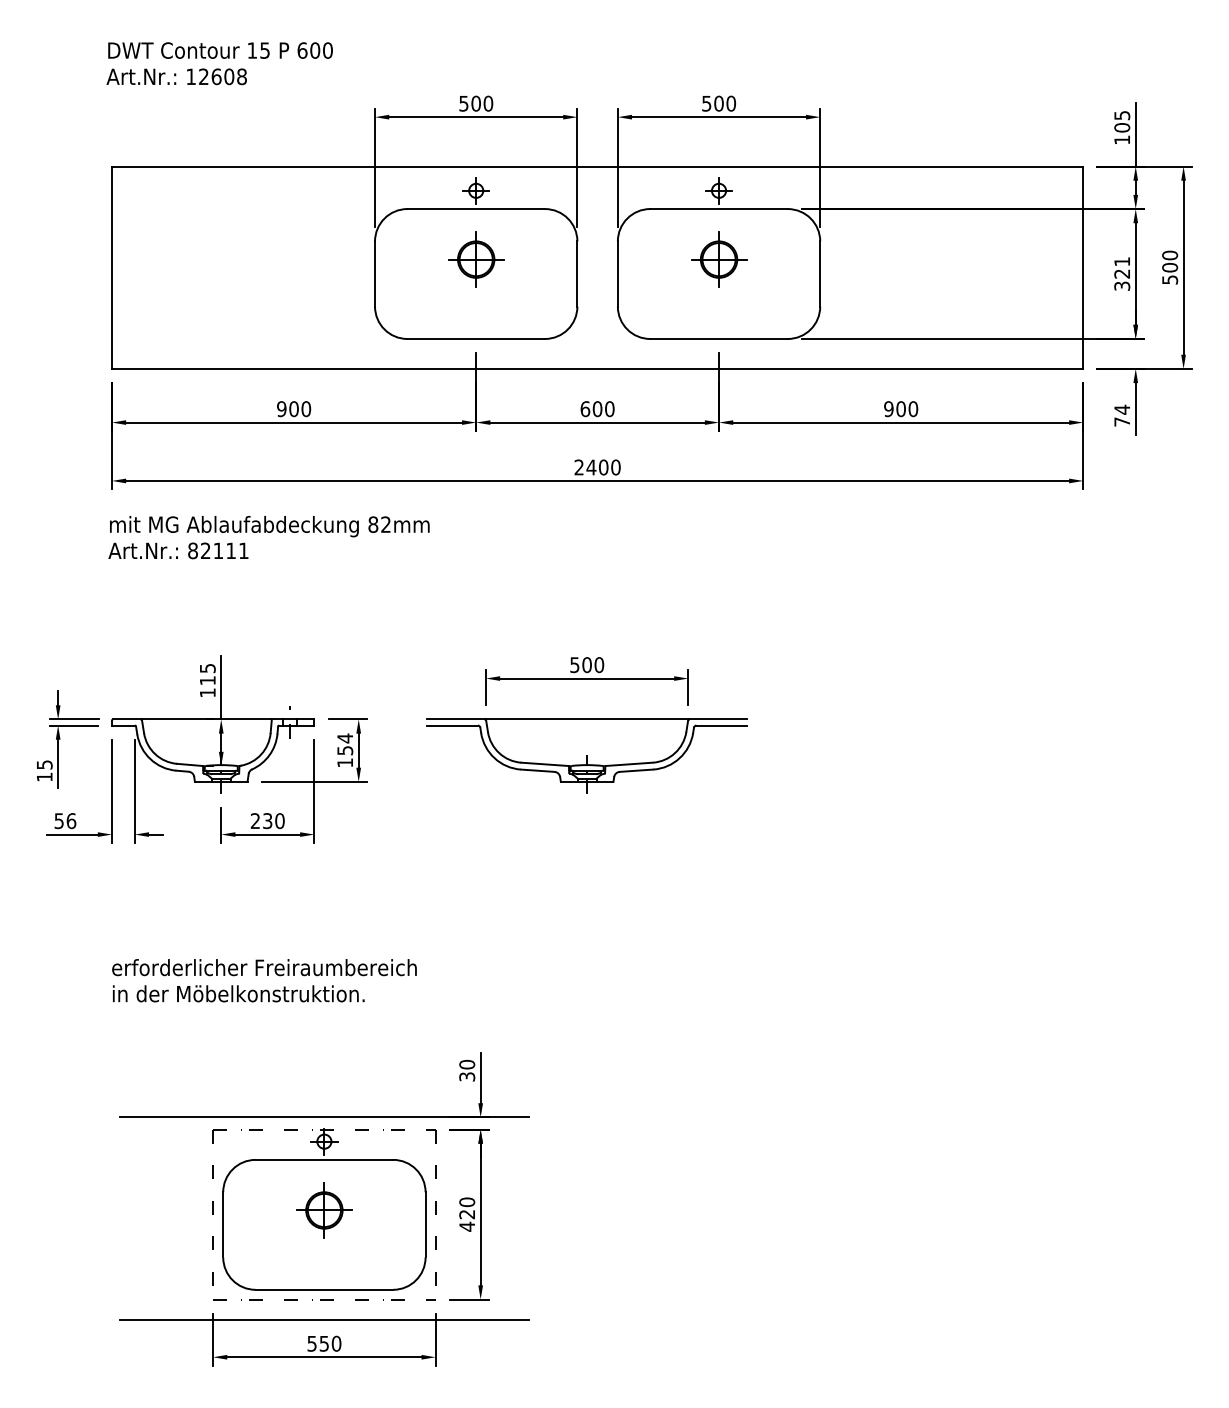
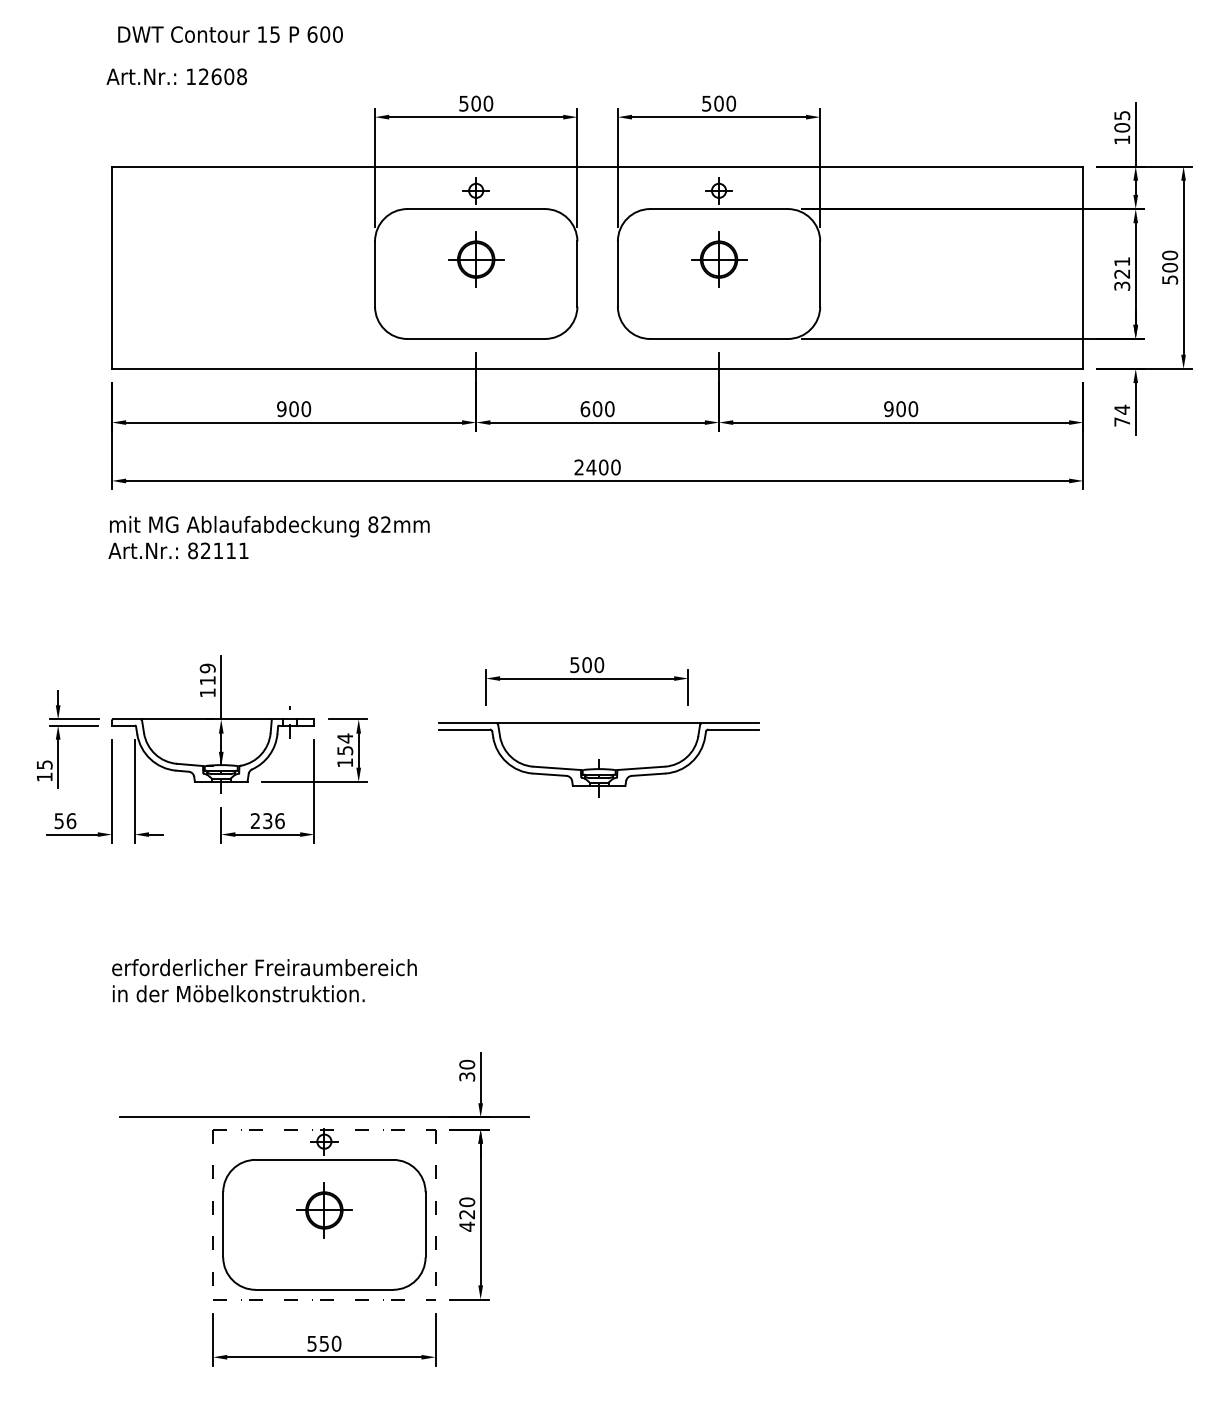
text position: (220, 50) -> (230, 34) (230, 34)
text: 115 -> 119 (207, 668)
part position: (586, 755) -> (598, 759) (598, 759)
text: 230 -> 236 (279, 820)
line: present -> none (324, 1319)
